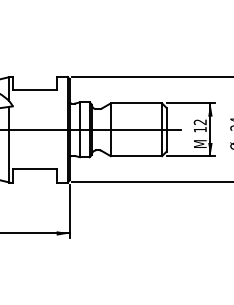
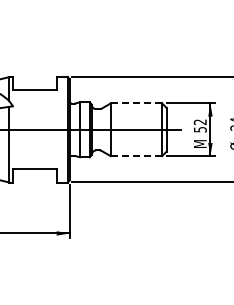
line: solid -> dashed (136, 103)
text: 12 -> 52 (200, 129)
line: solid -> dashed (136, 156)
